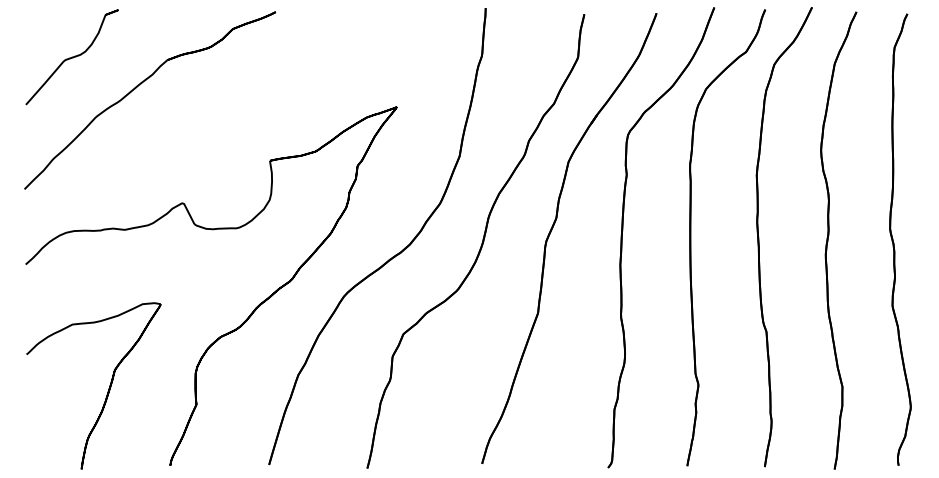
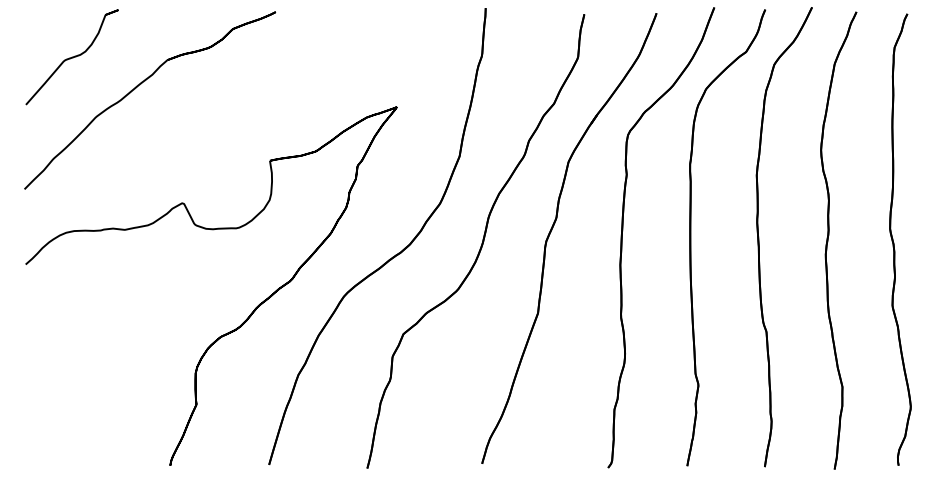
part: present -> none (107, 391)
